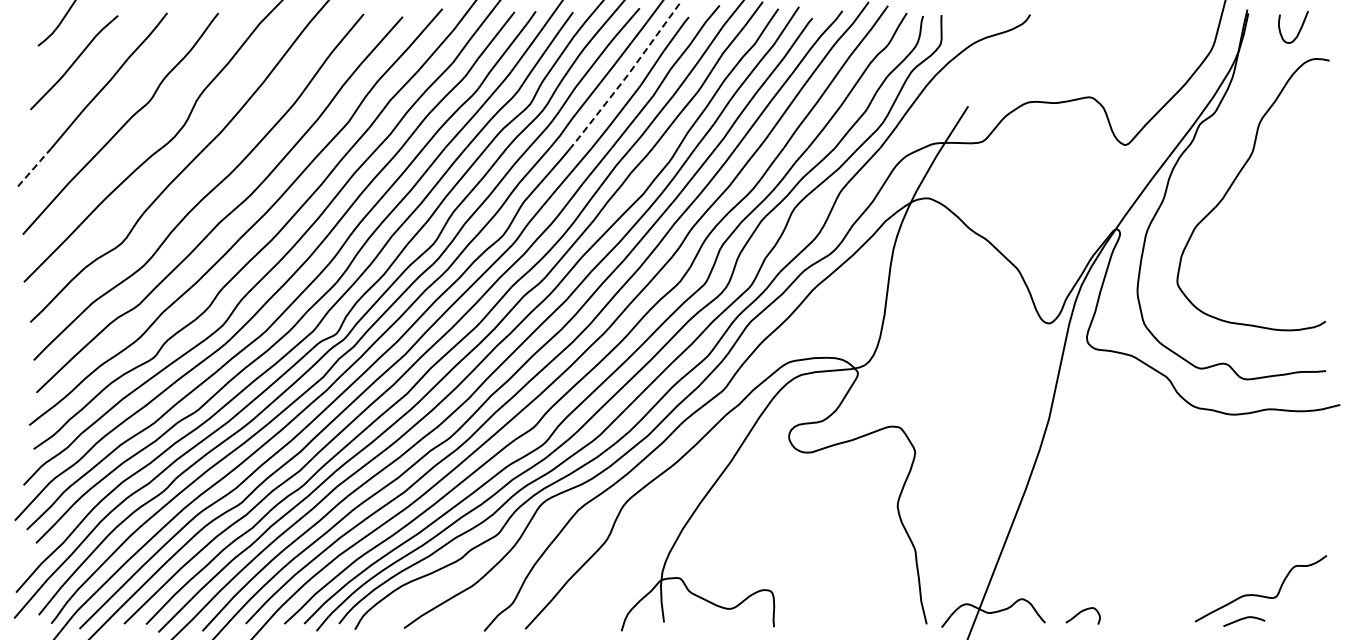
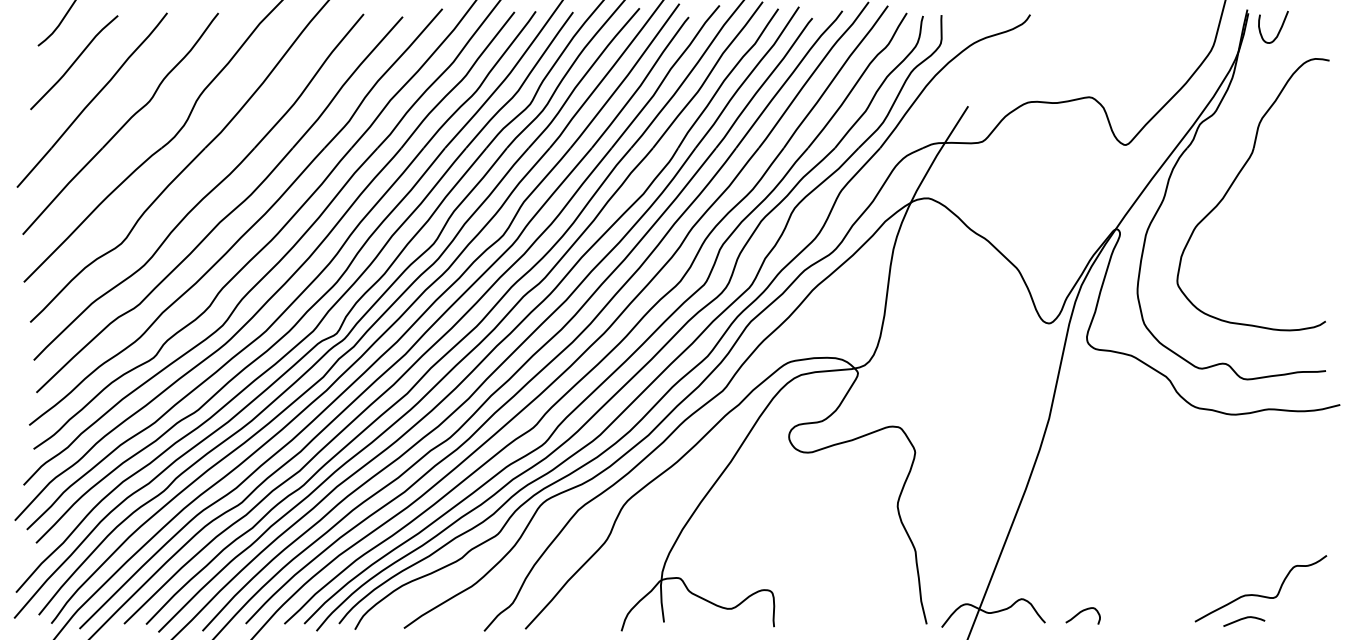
curve position: (1299, 29) -> (1279, 29) (1279, 29)
line: dashed -> solid (626, 77)
line: dashed -> solid (33, 168)
